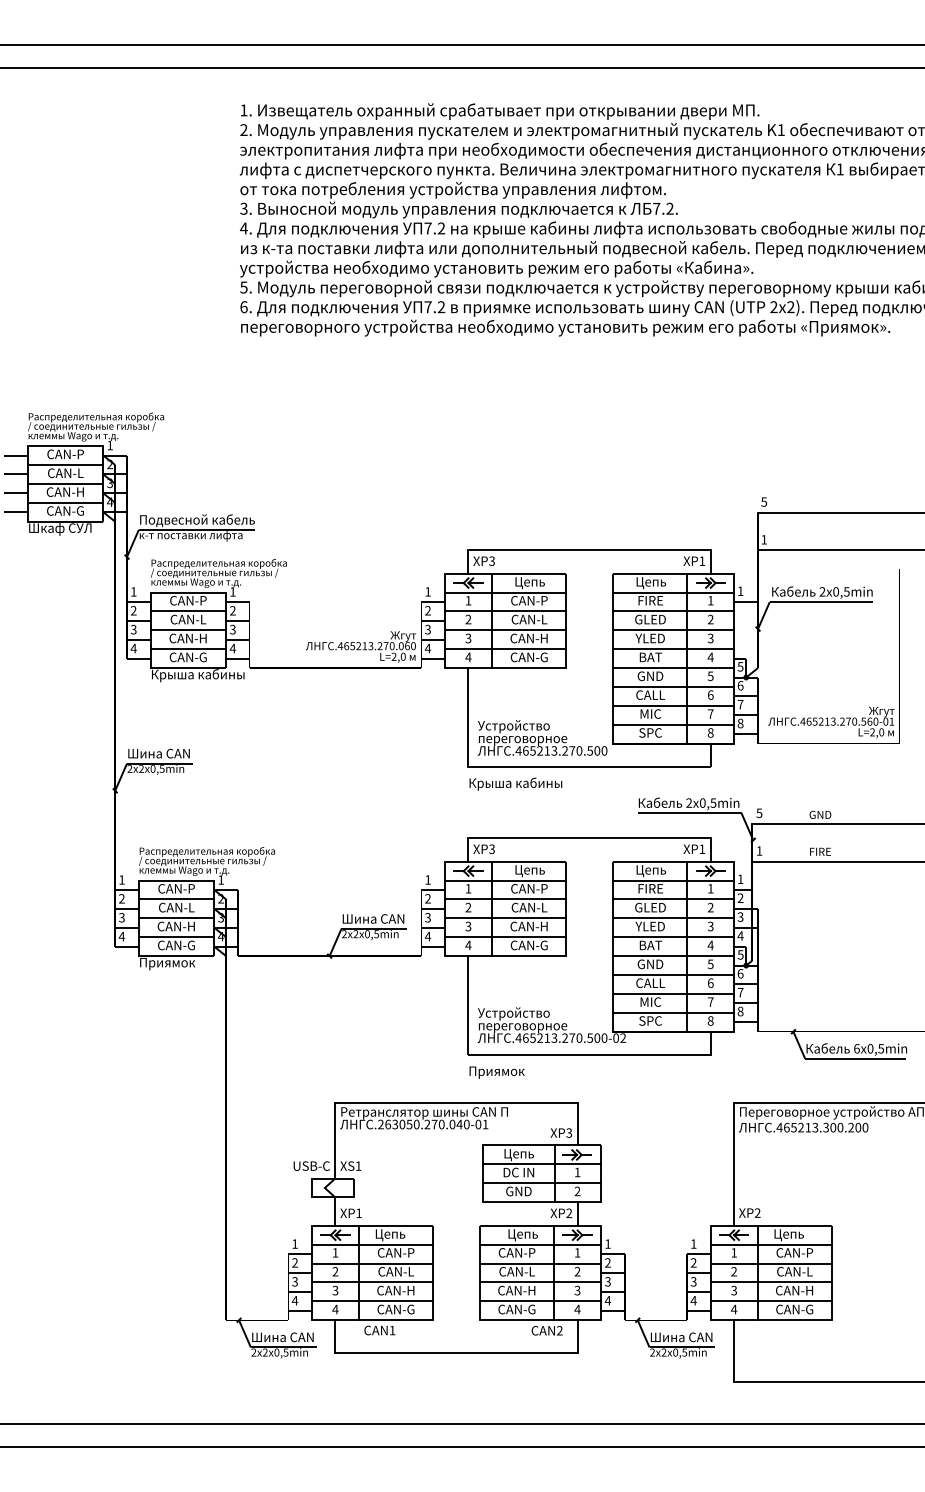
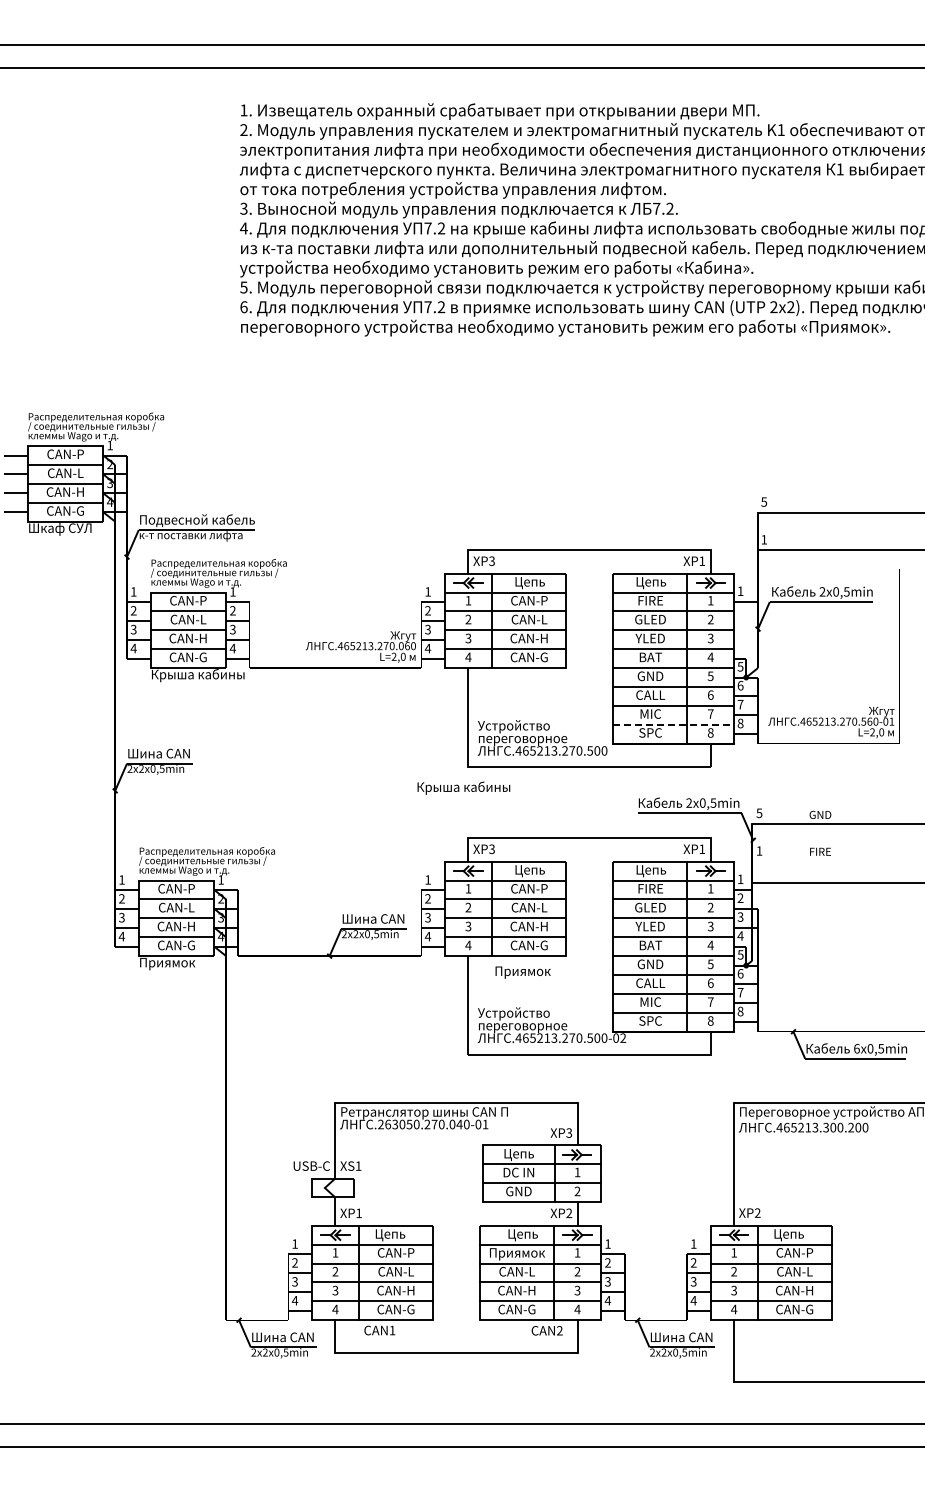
line: solid -> dashed (673, 724)
text position: (515, 783) -> (463, 787) (463, 787)
line position: (836, 861) -> (836, 882) (836, 882)
text position: (496, 1072) -> (522, 972) (522, 972)
text: CAN-P -> Приямок (517, 1254)
